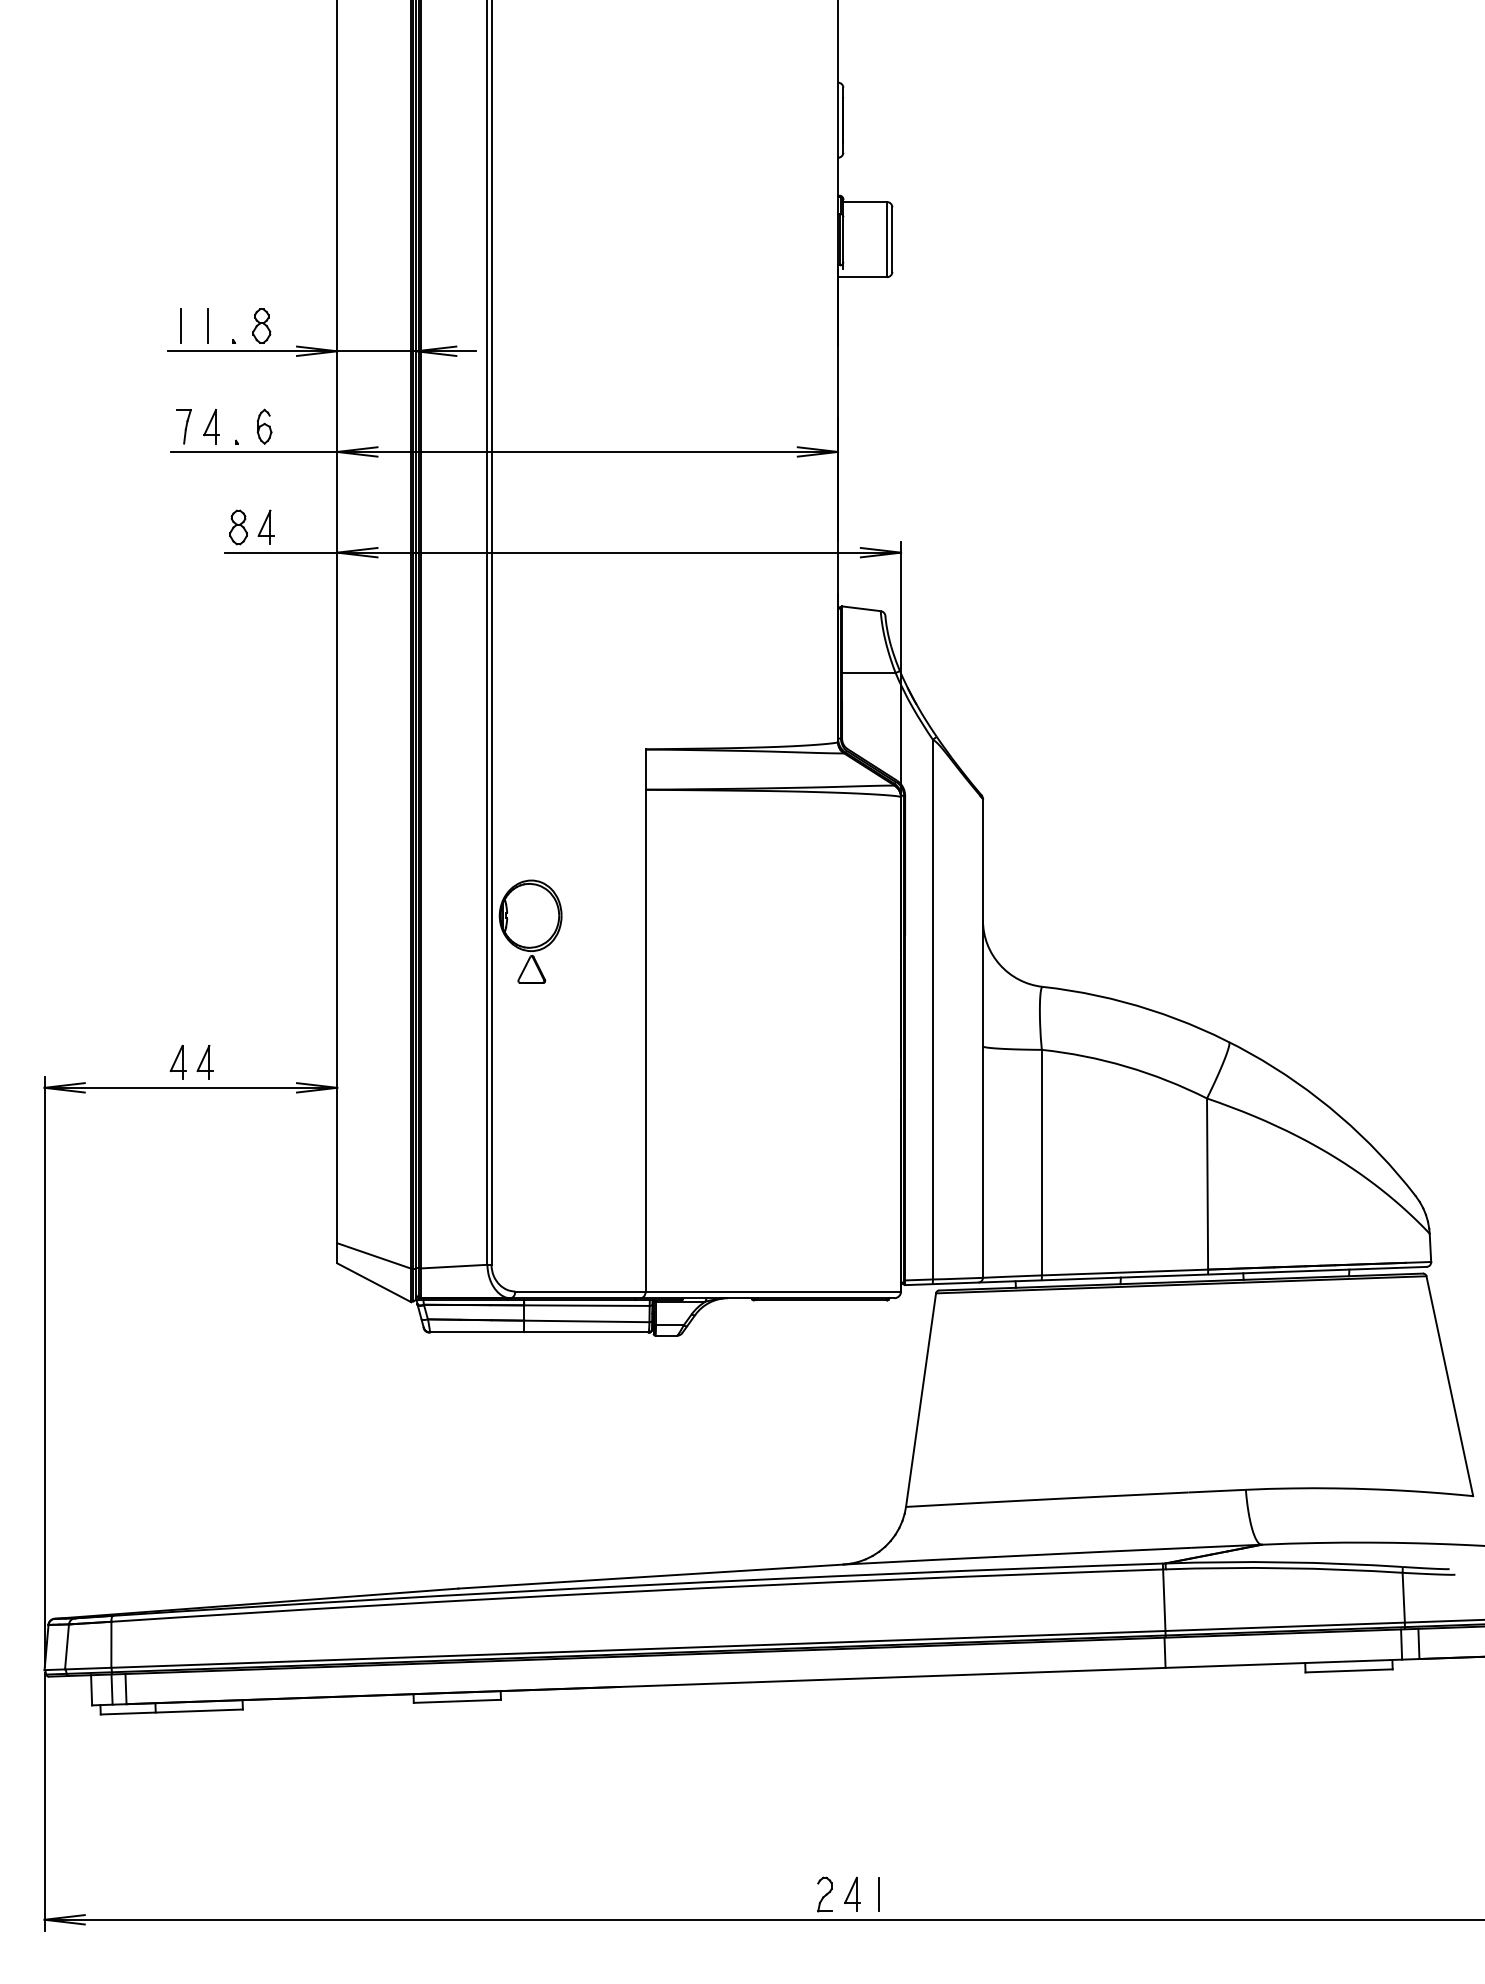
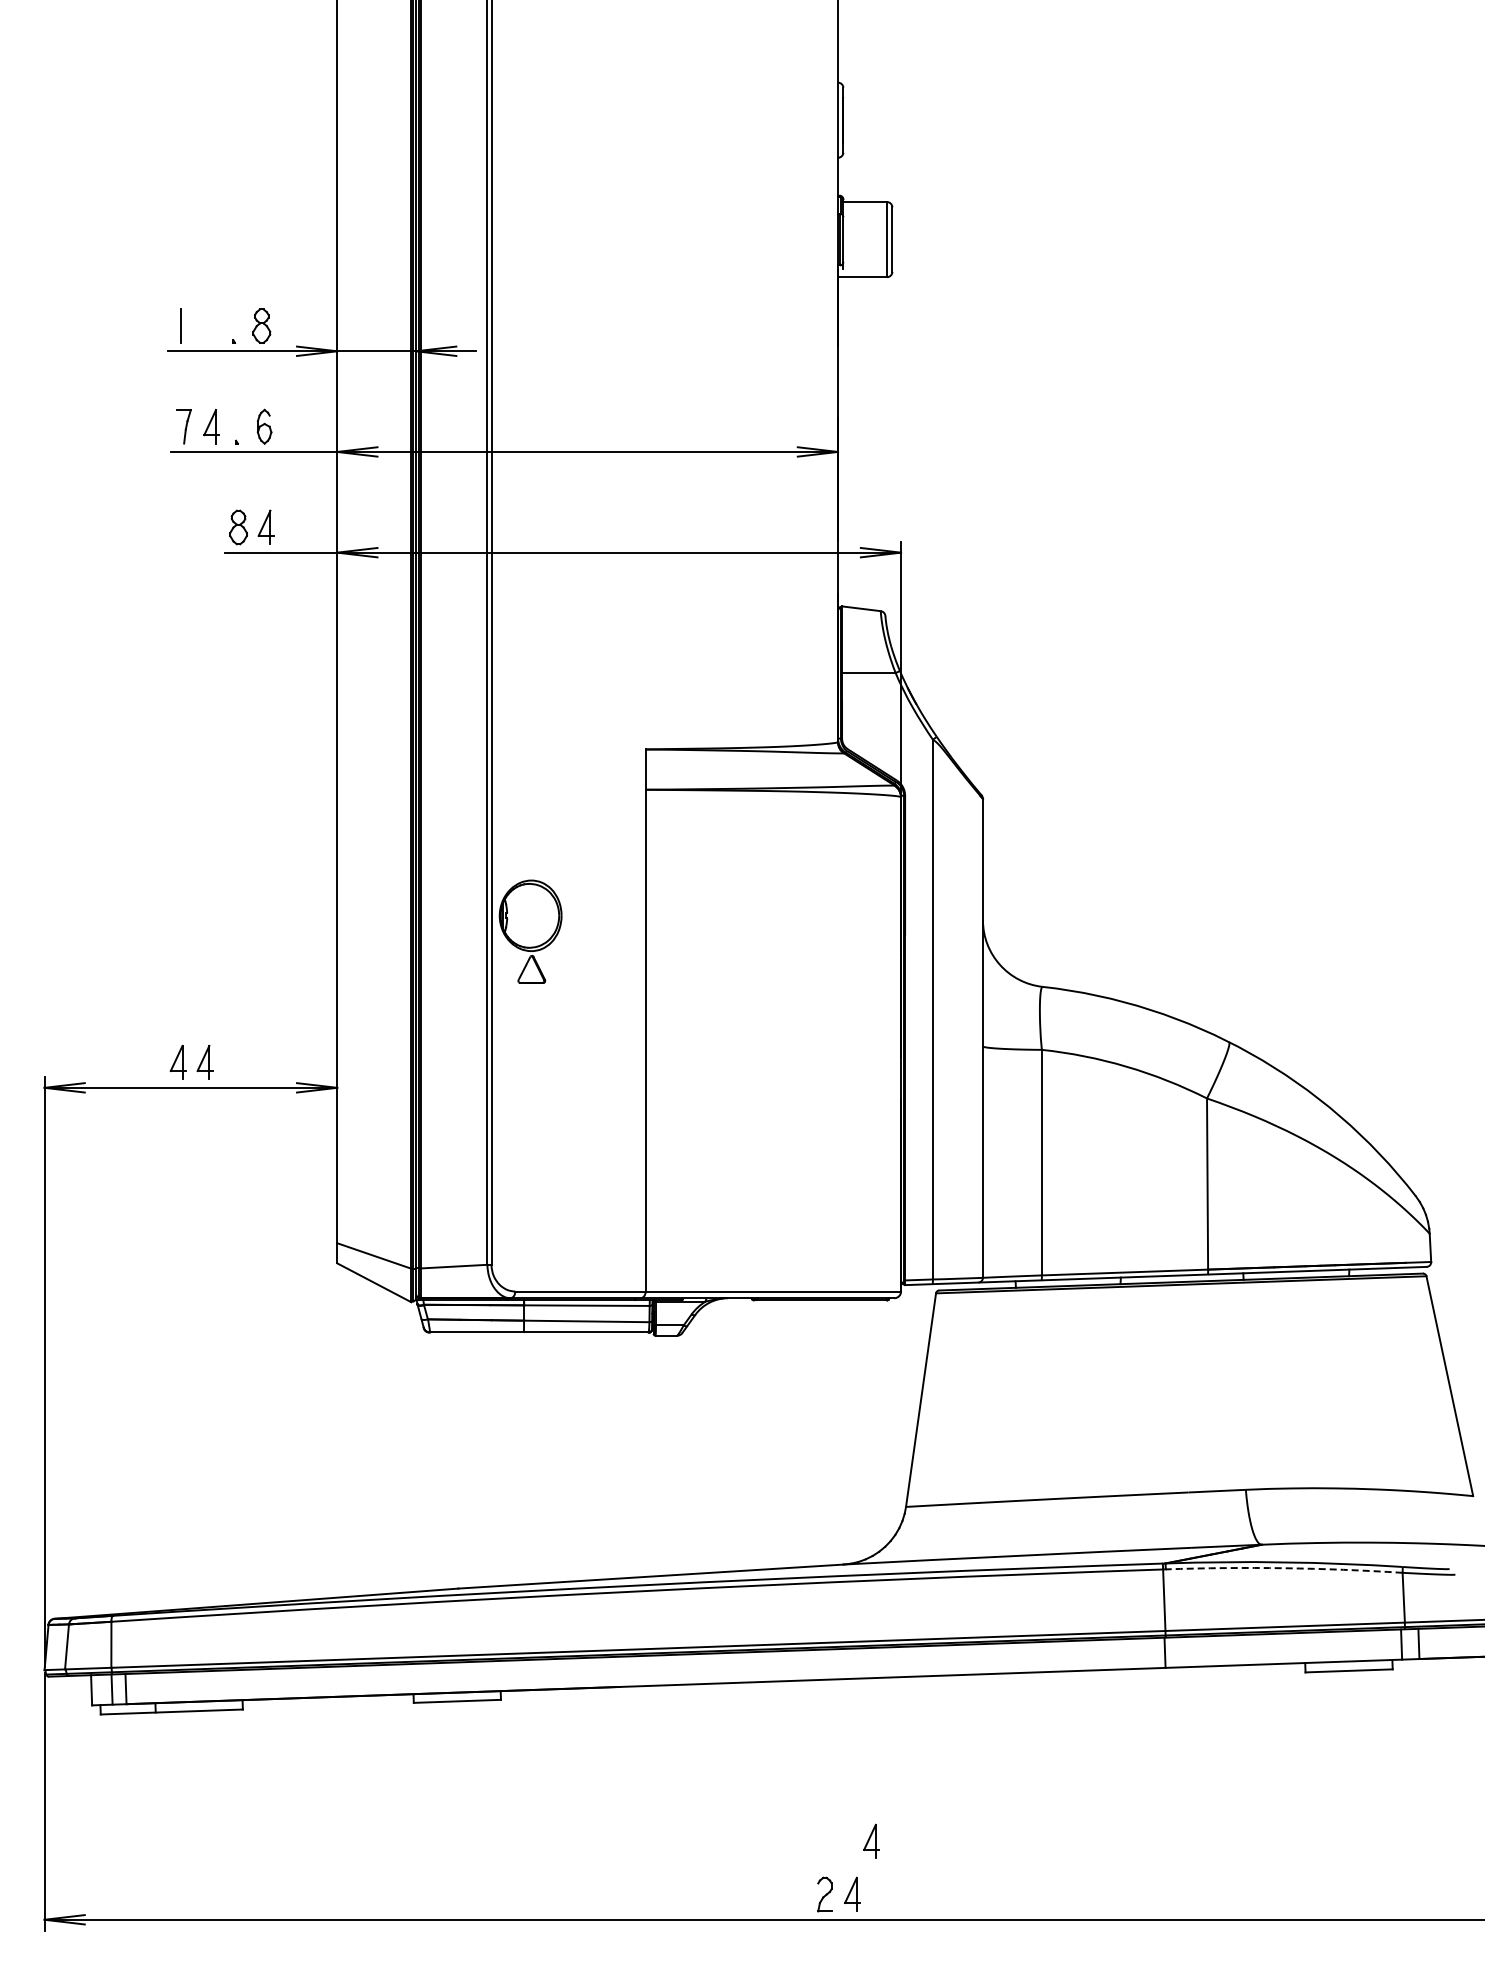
line: present -> none (208, 325)
arc: solid -> dashed (1284, 1568)
part: none -> present (871, 1840)
line: present -> none (878, 1894)
